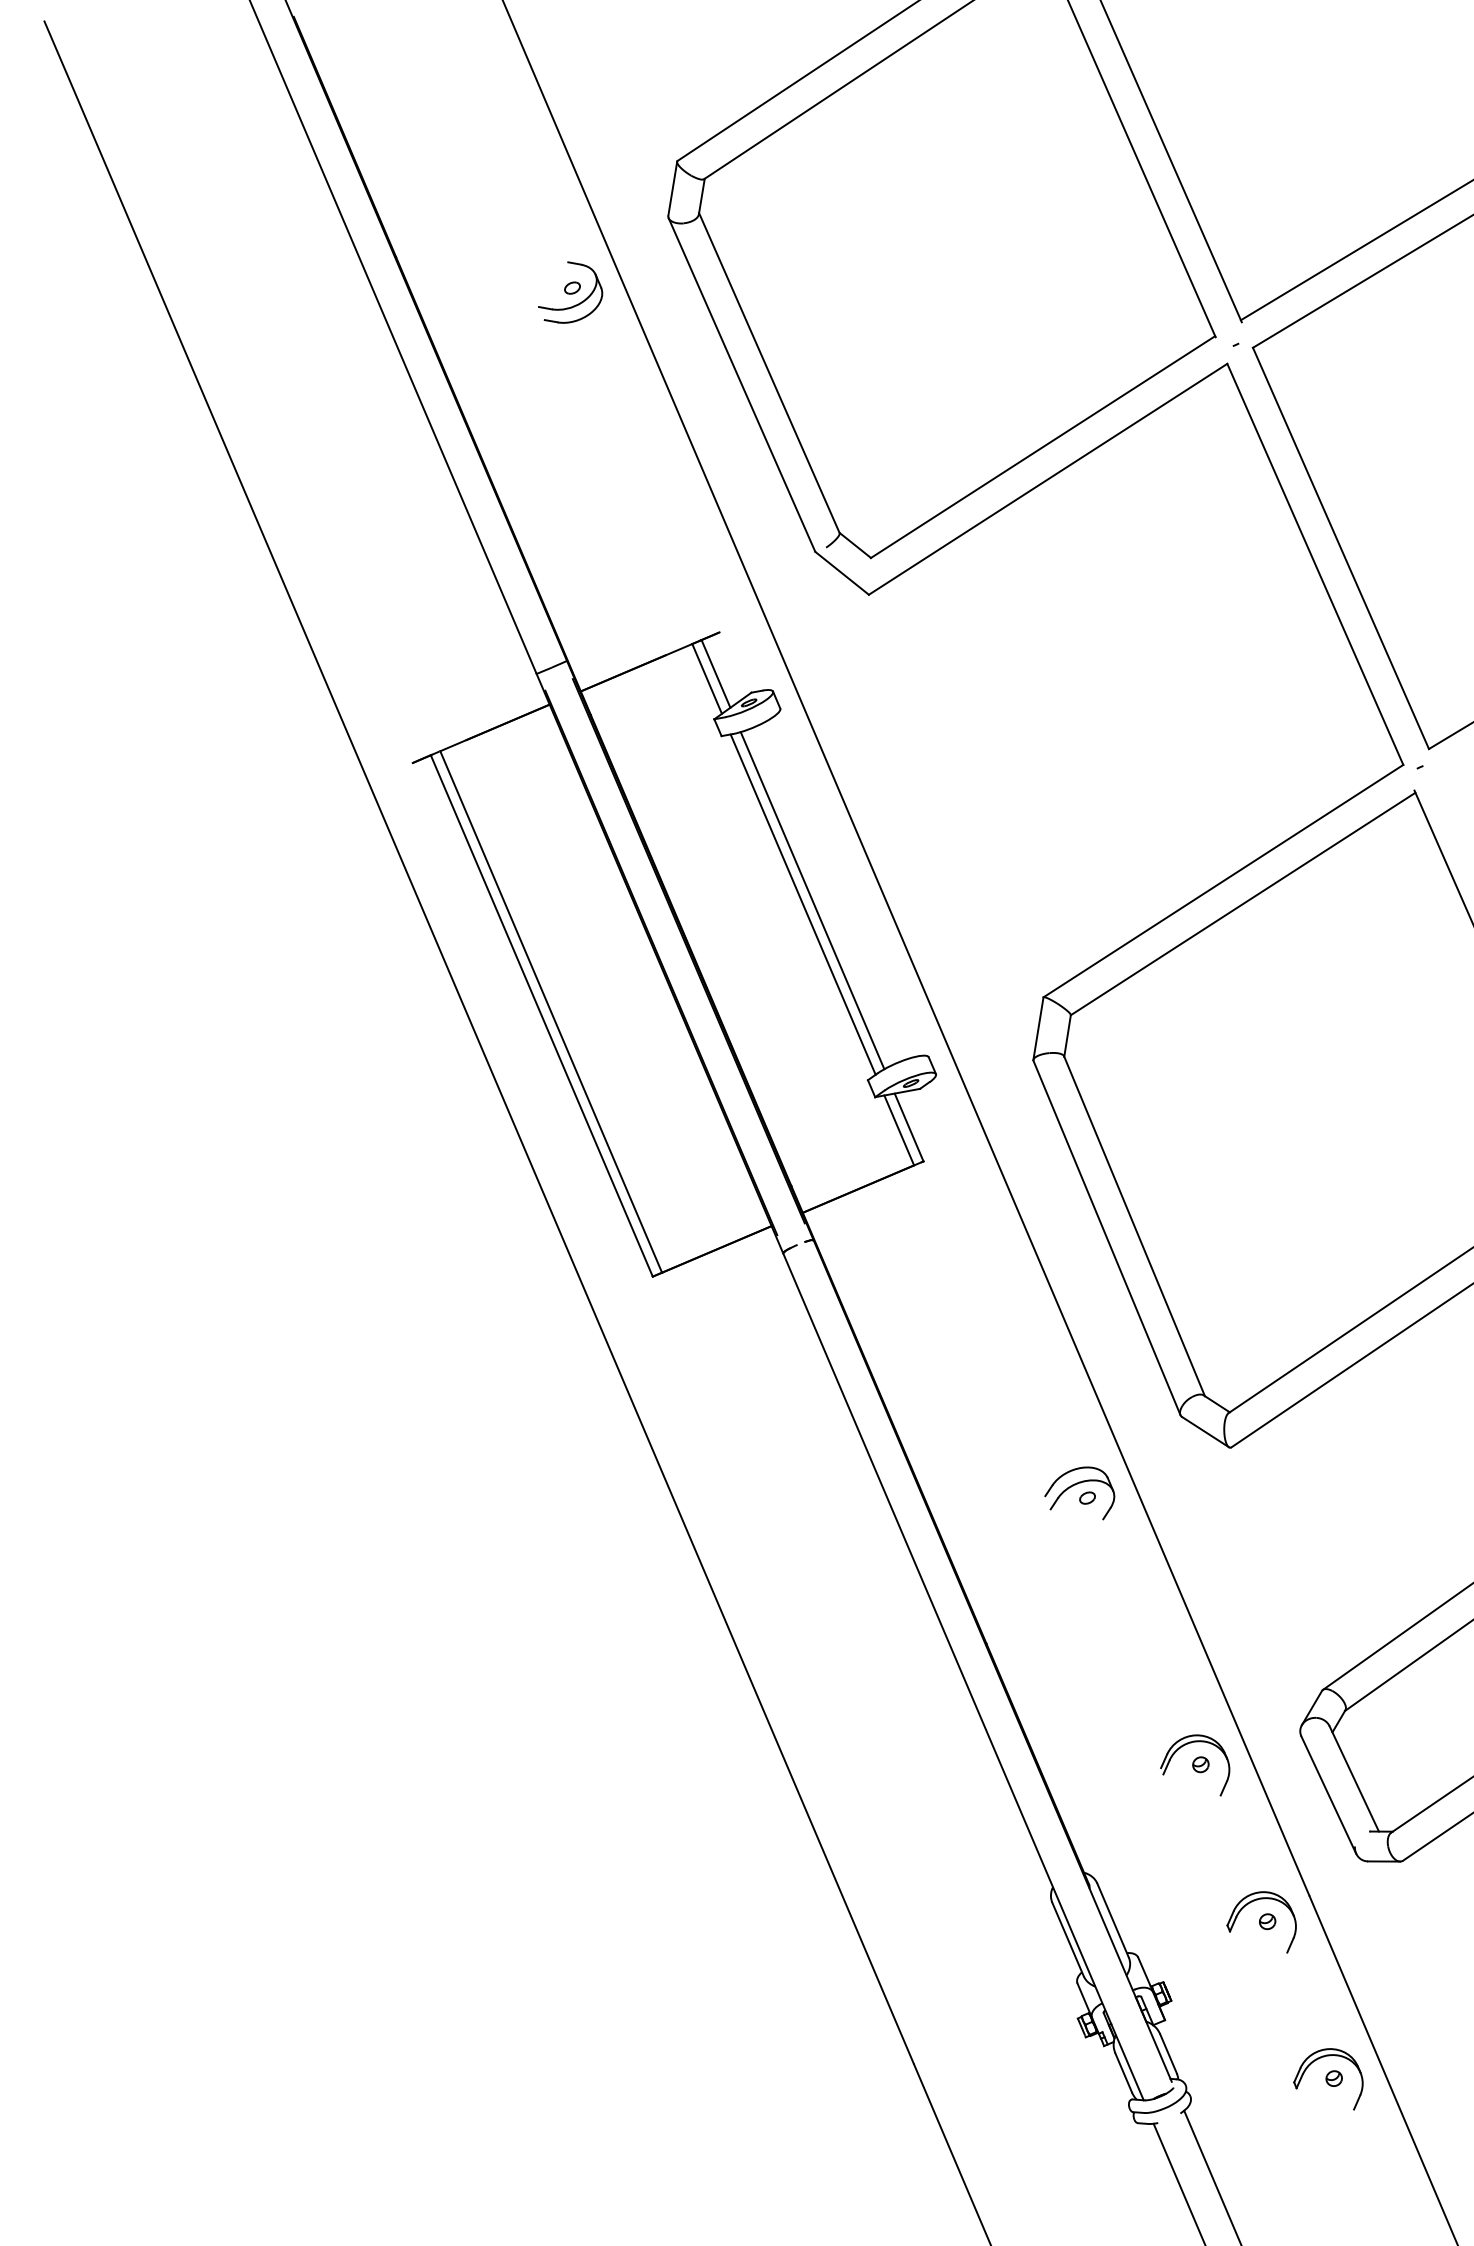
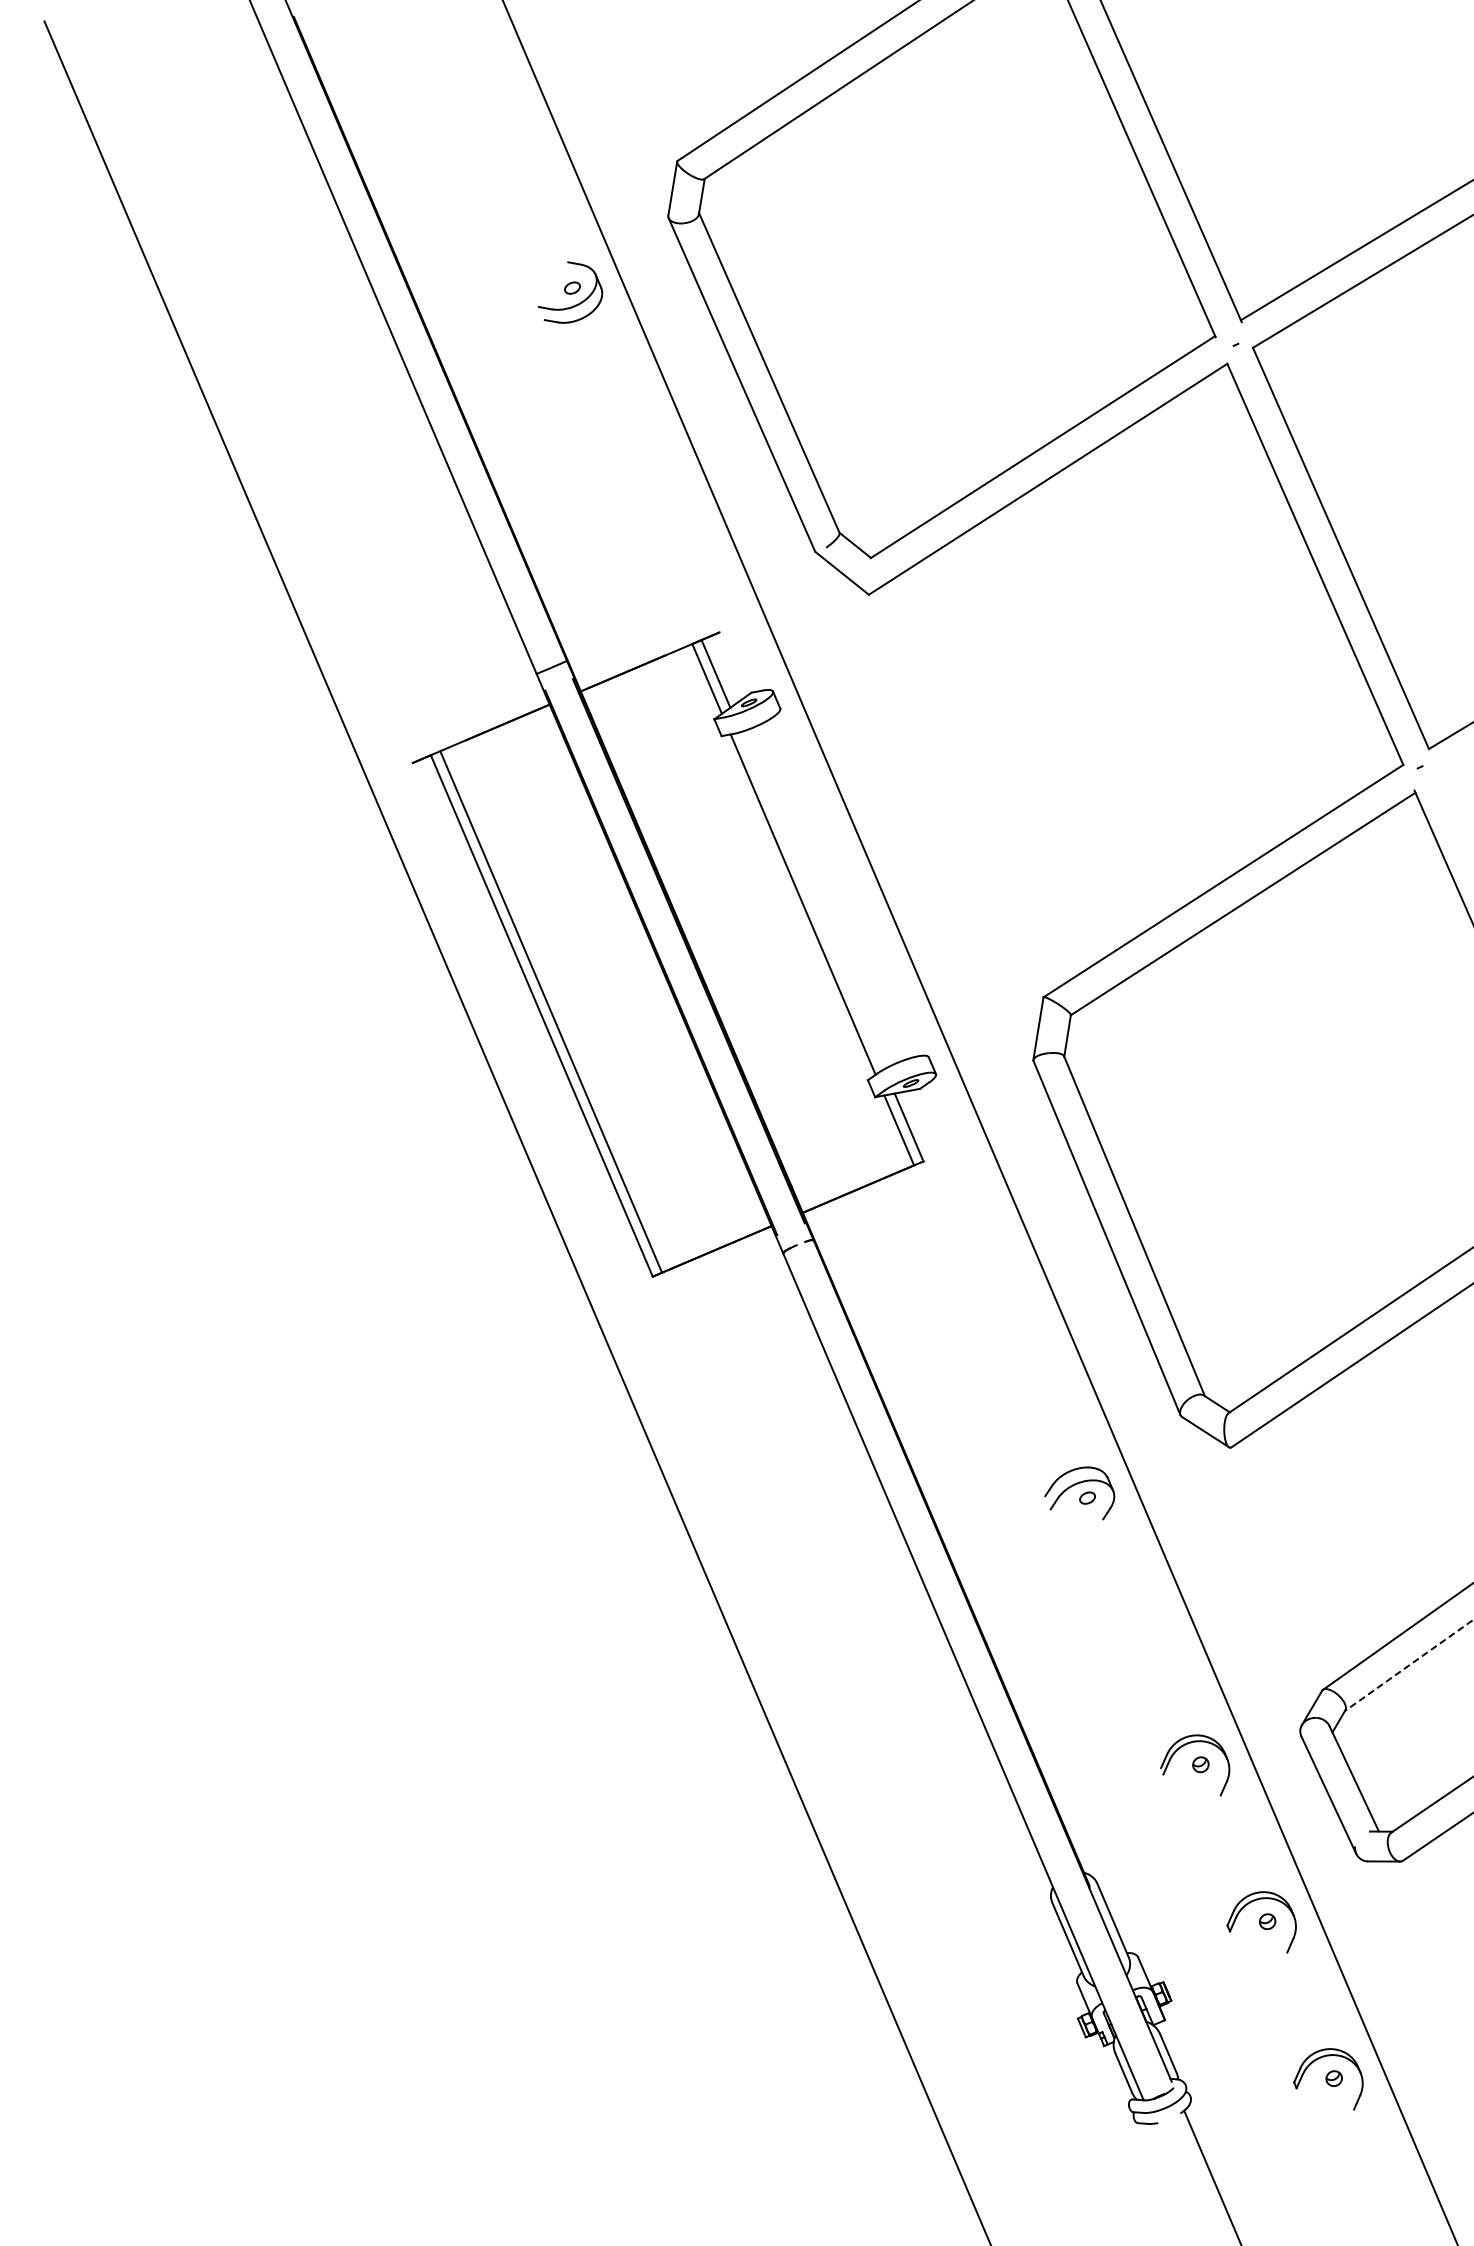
line: present -> none (812, 900)
line: solid -> dashed (1409, 1665)
line: present -> none (1178, 2182)
